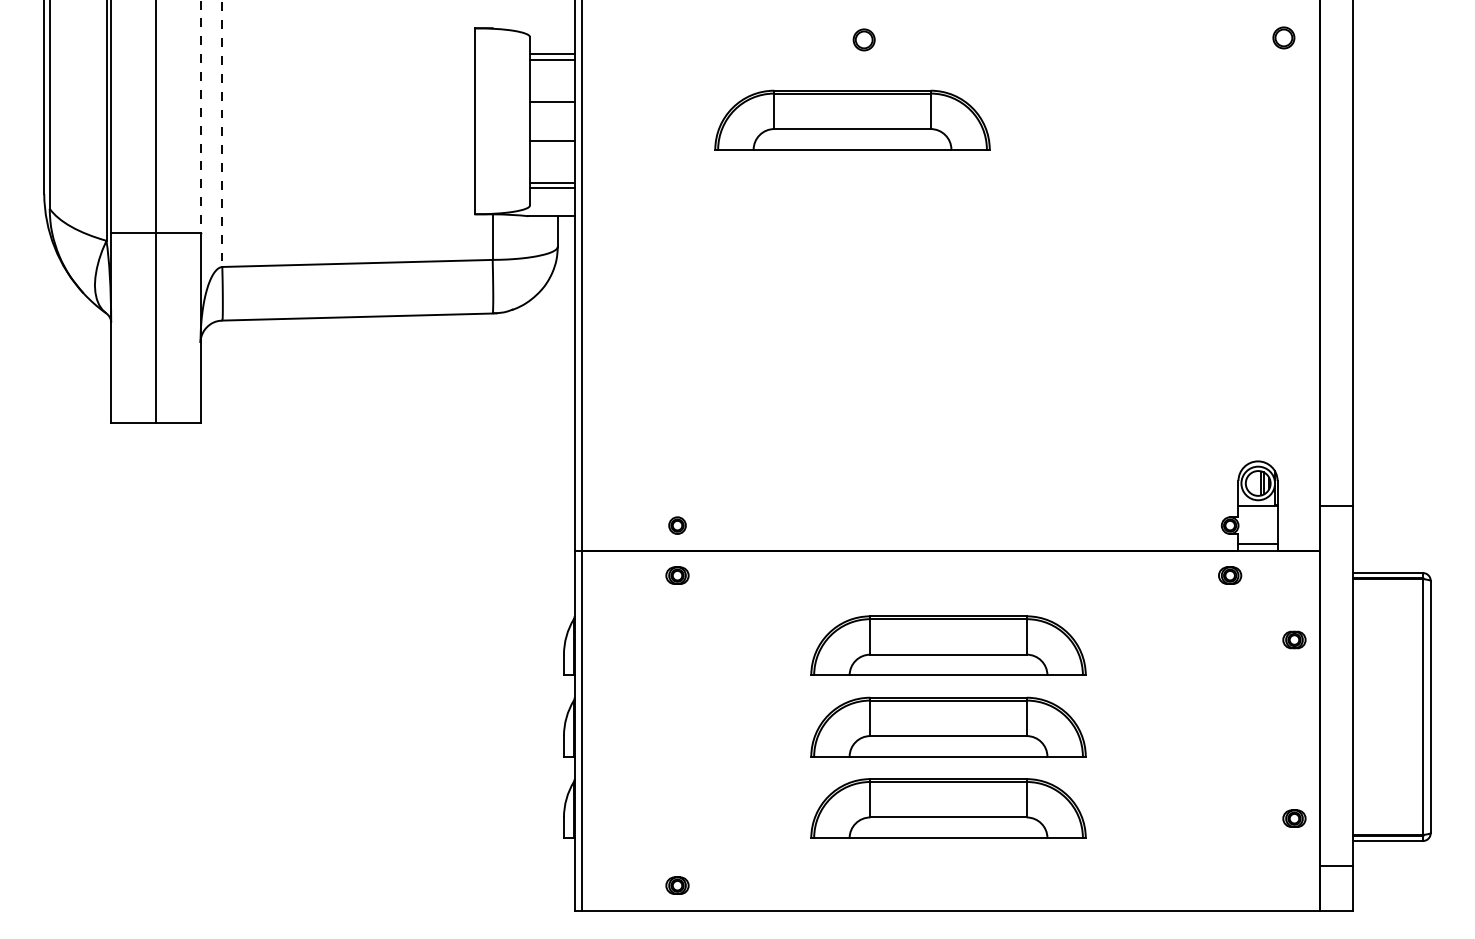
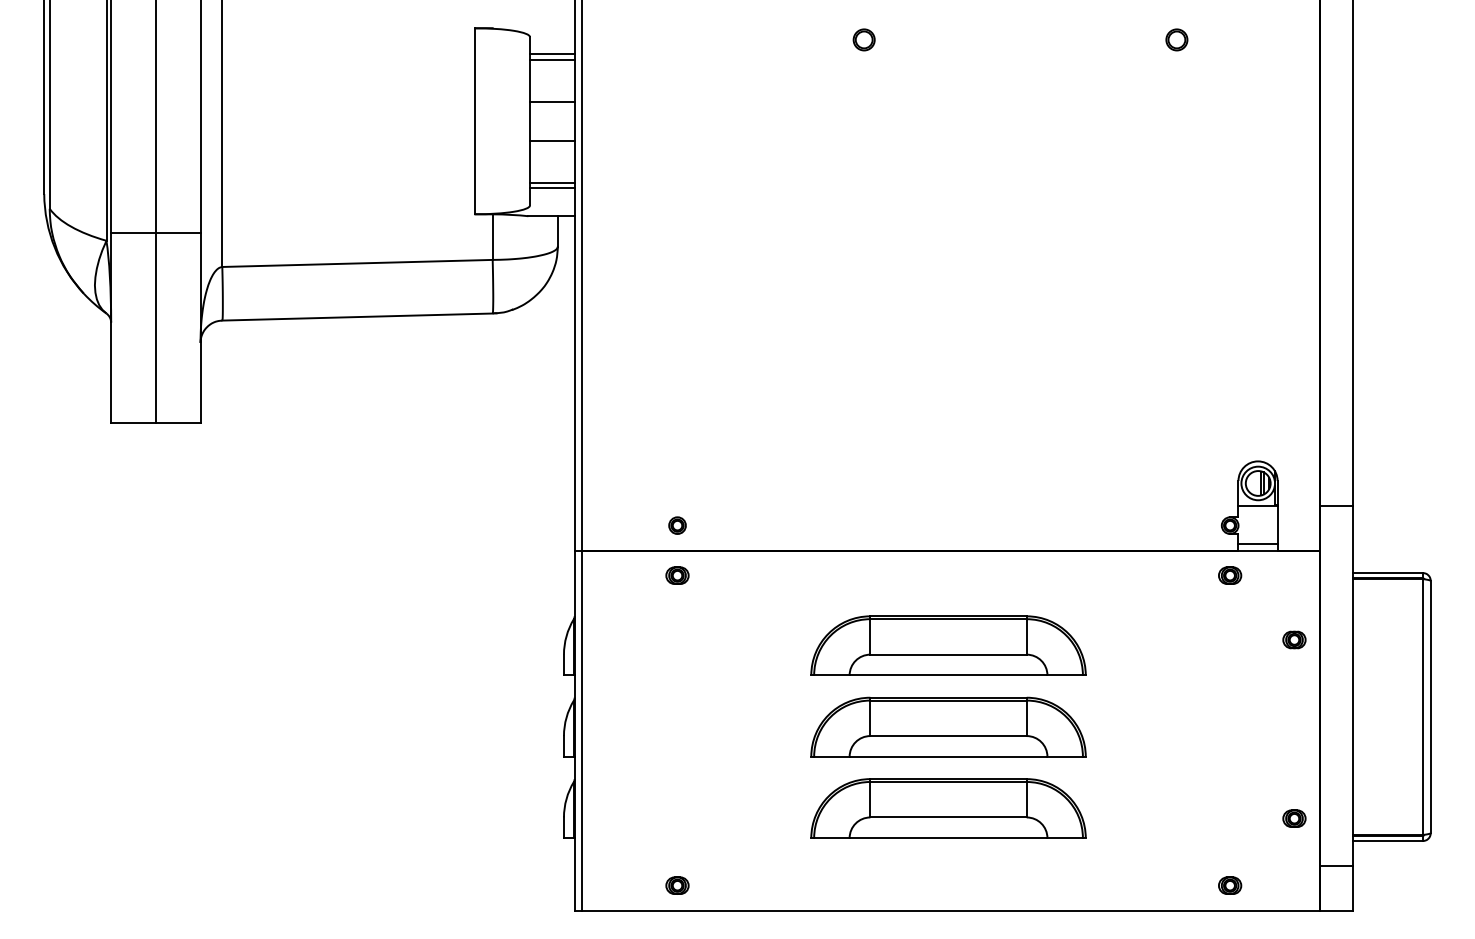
part position: (1283, 37) -> (1176, 39) (1176, 39)
line: dashed -> solid (200, 117)
part: present -> none (852, 119)
line: dashed -> solid (222, 134)
part: none -> present (1230, 885)
